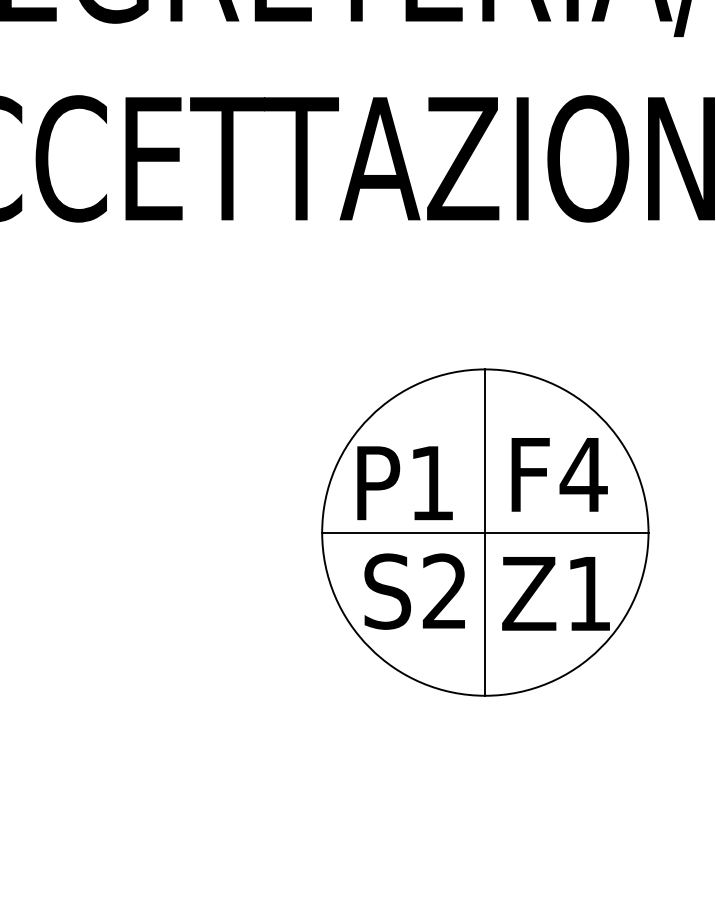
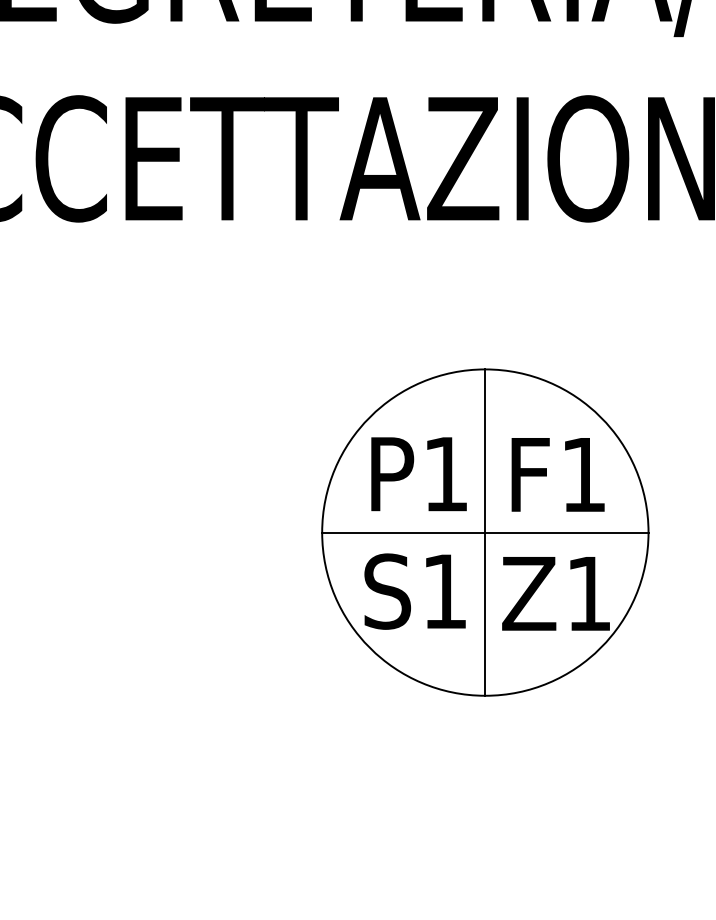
text: F4 -> F1 (583, 474)
text position: (404, 483) -> (418, 474) (418, 474)
text: S2 -> S1 (443, 590)
